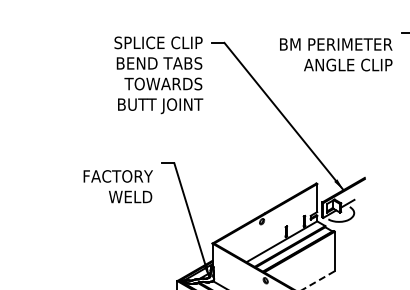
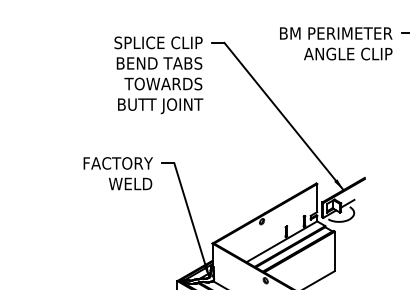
text position: (336, 54) -> (336, 43) (336, 43)
text position: (117, 186) -> (117, 173) (117, 173)
line: dashed -> solid (318, 280)
